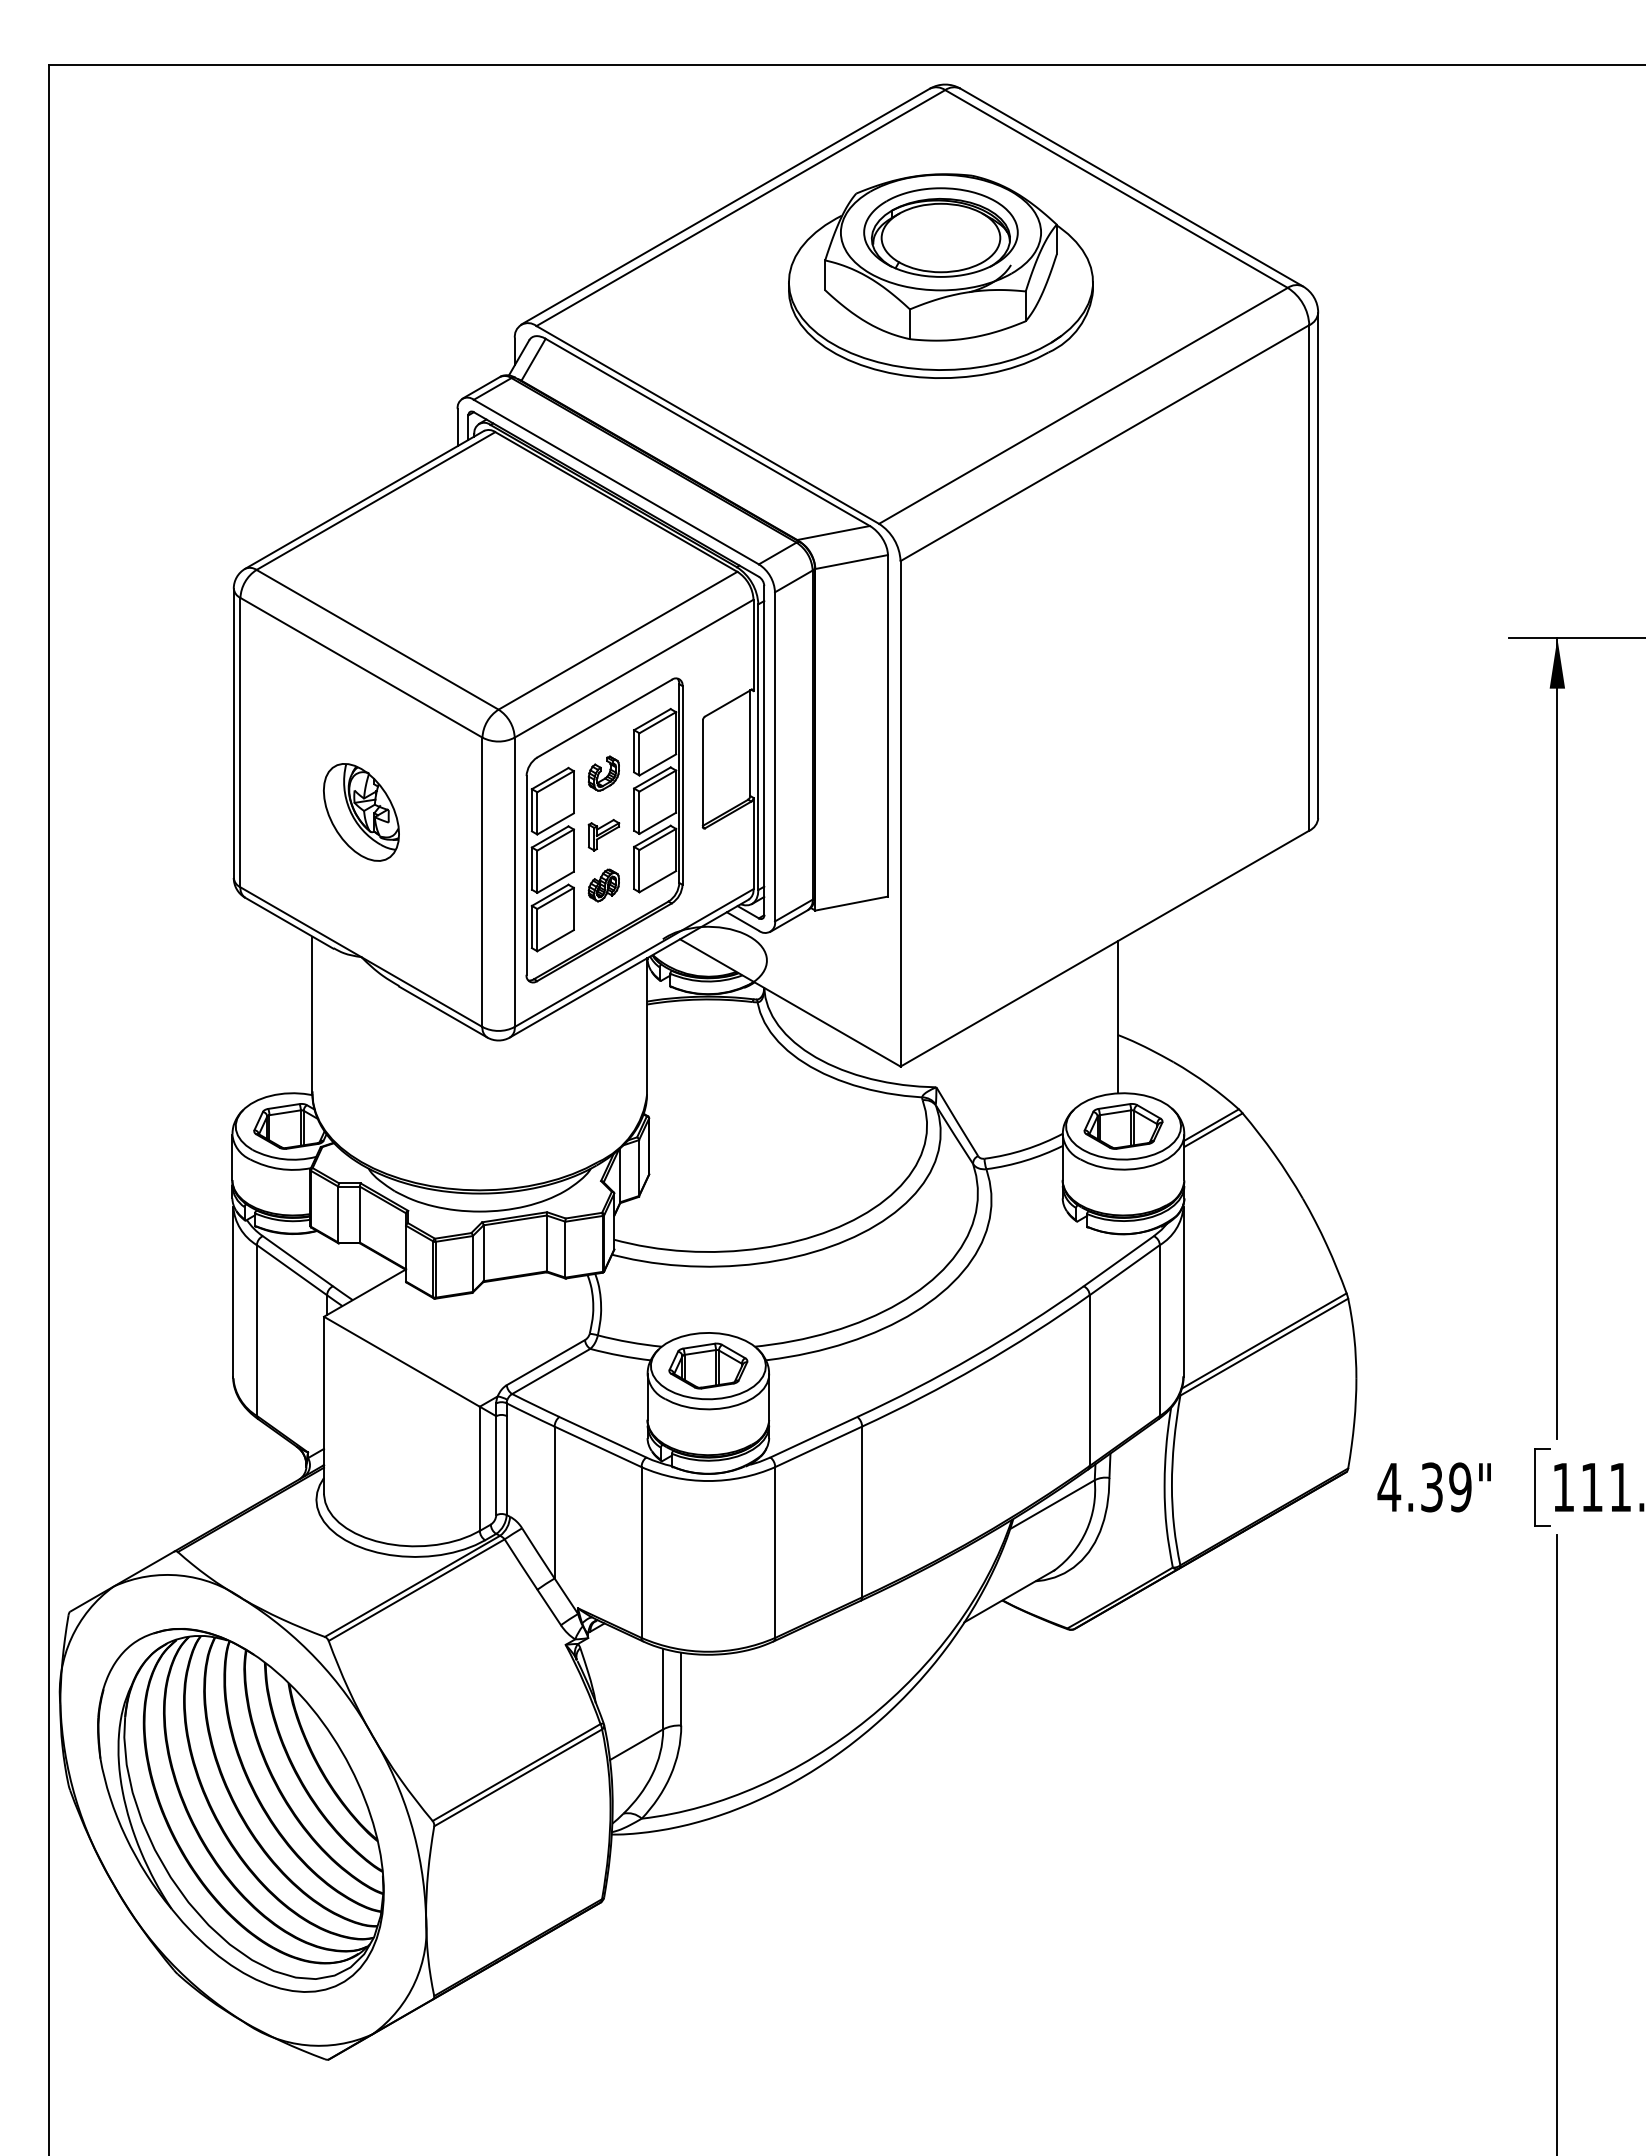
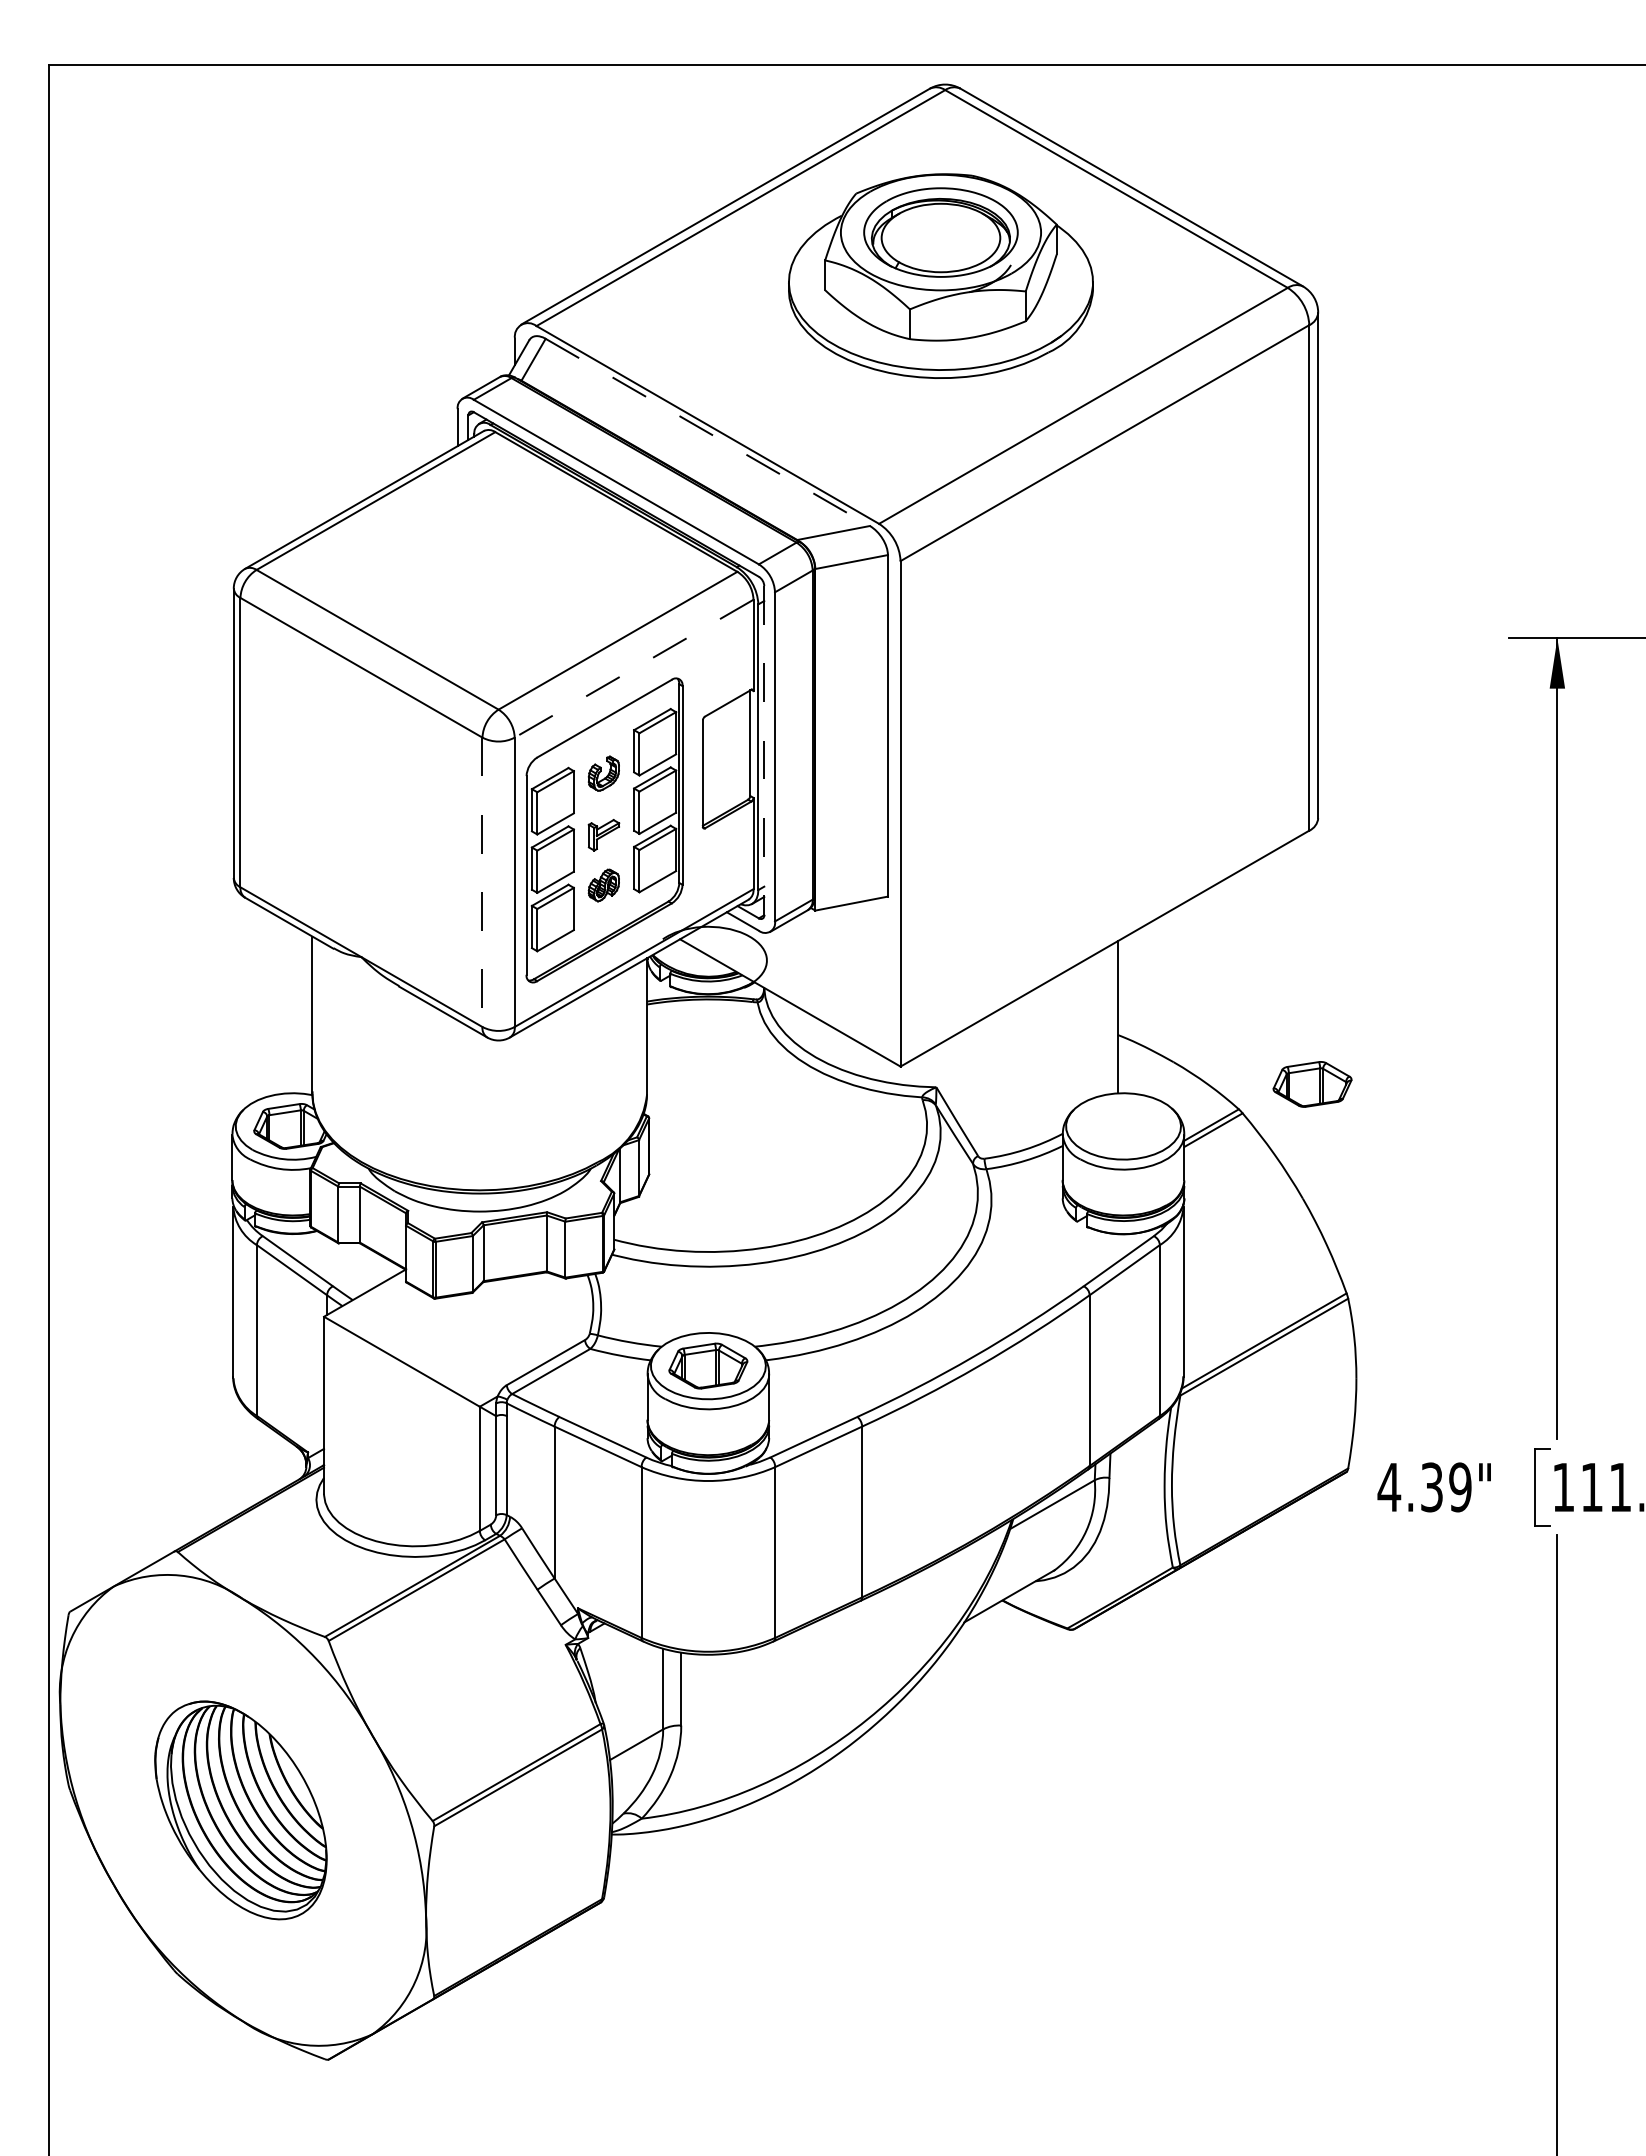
line: solid -> dashed (708, 432)
line: solid -> dashed (634, 668)
line: solid -> dashed (764, 750)
part: present -> none (361, 812)
line: solid -> dashed (482, 882)
part position: (1123, 1126) -> (1312, 1084) (1312, 1084)
part size: 288x365 px -> 174x221 px (240, 1810)
